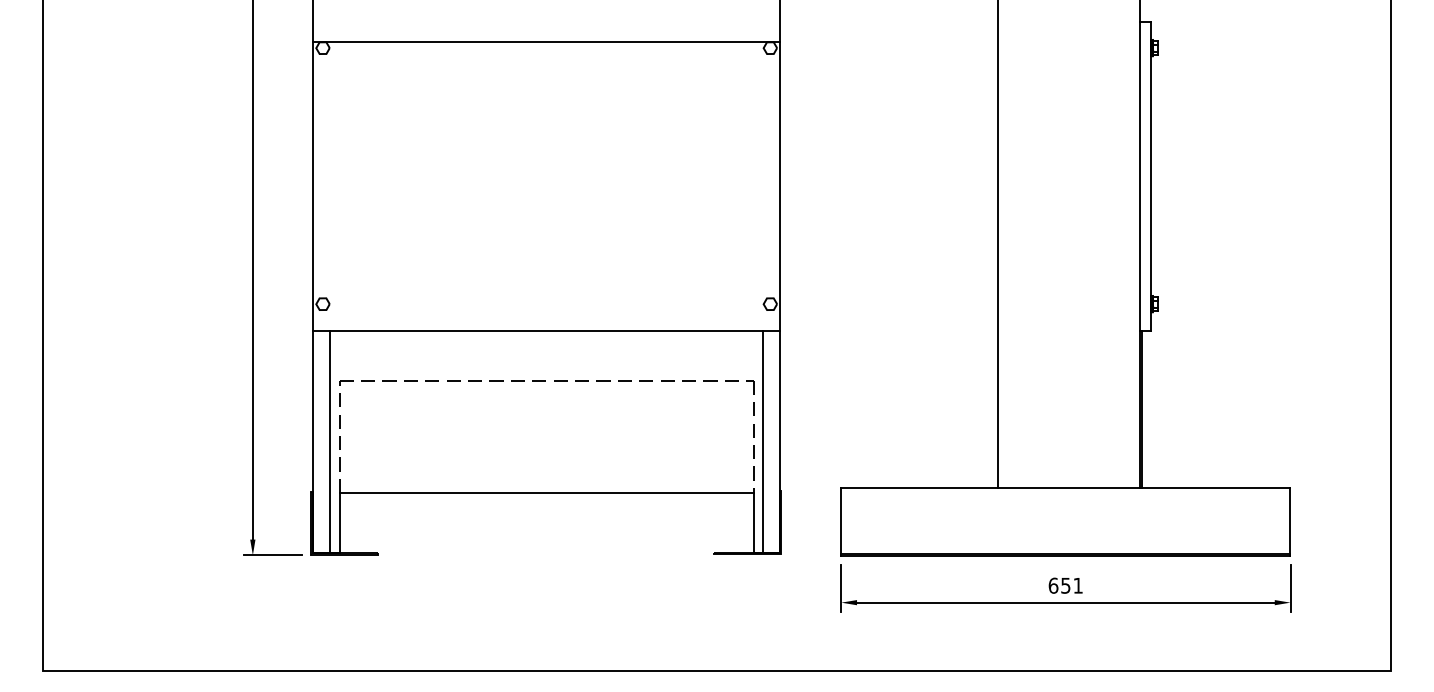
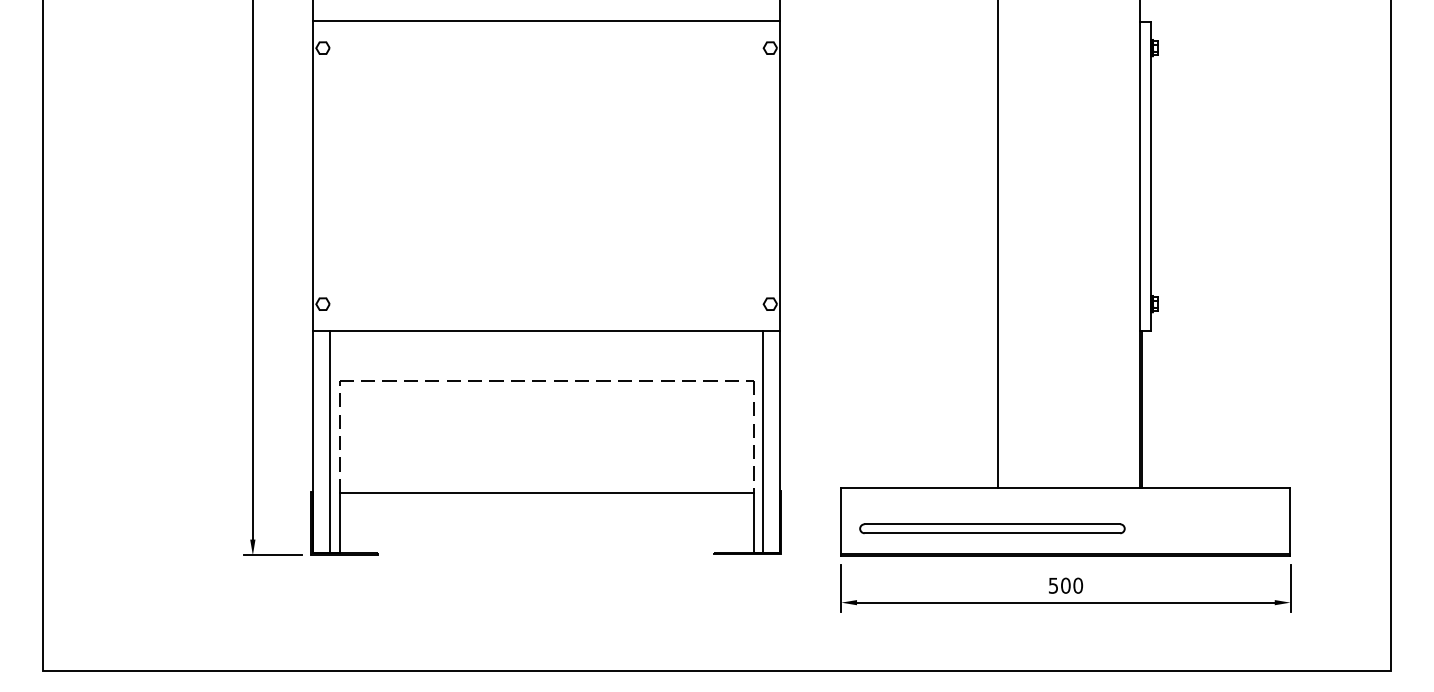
line position: (546, 42) -> (546, 21) (546, 21)
part: none -> present (992, 528)
text: 651 -> 500 (1065, 585)
